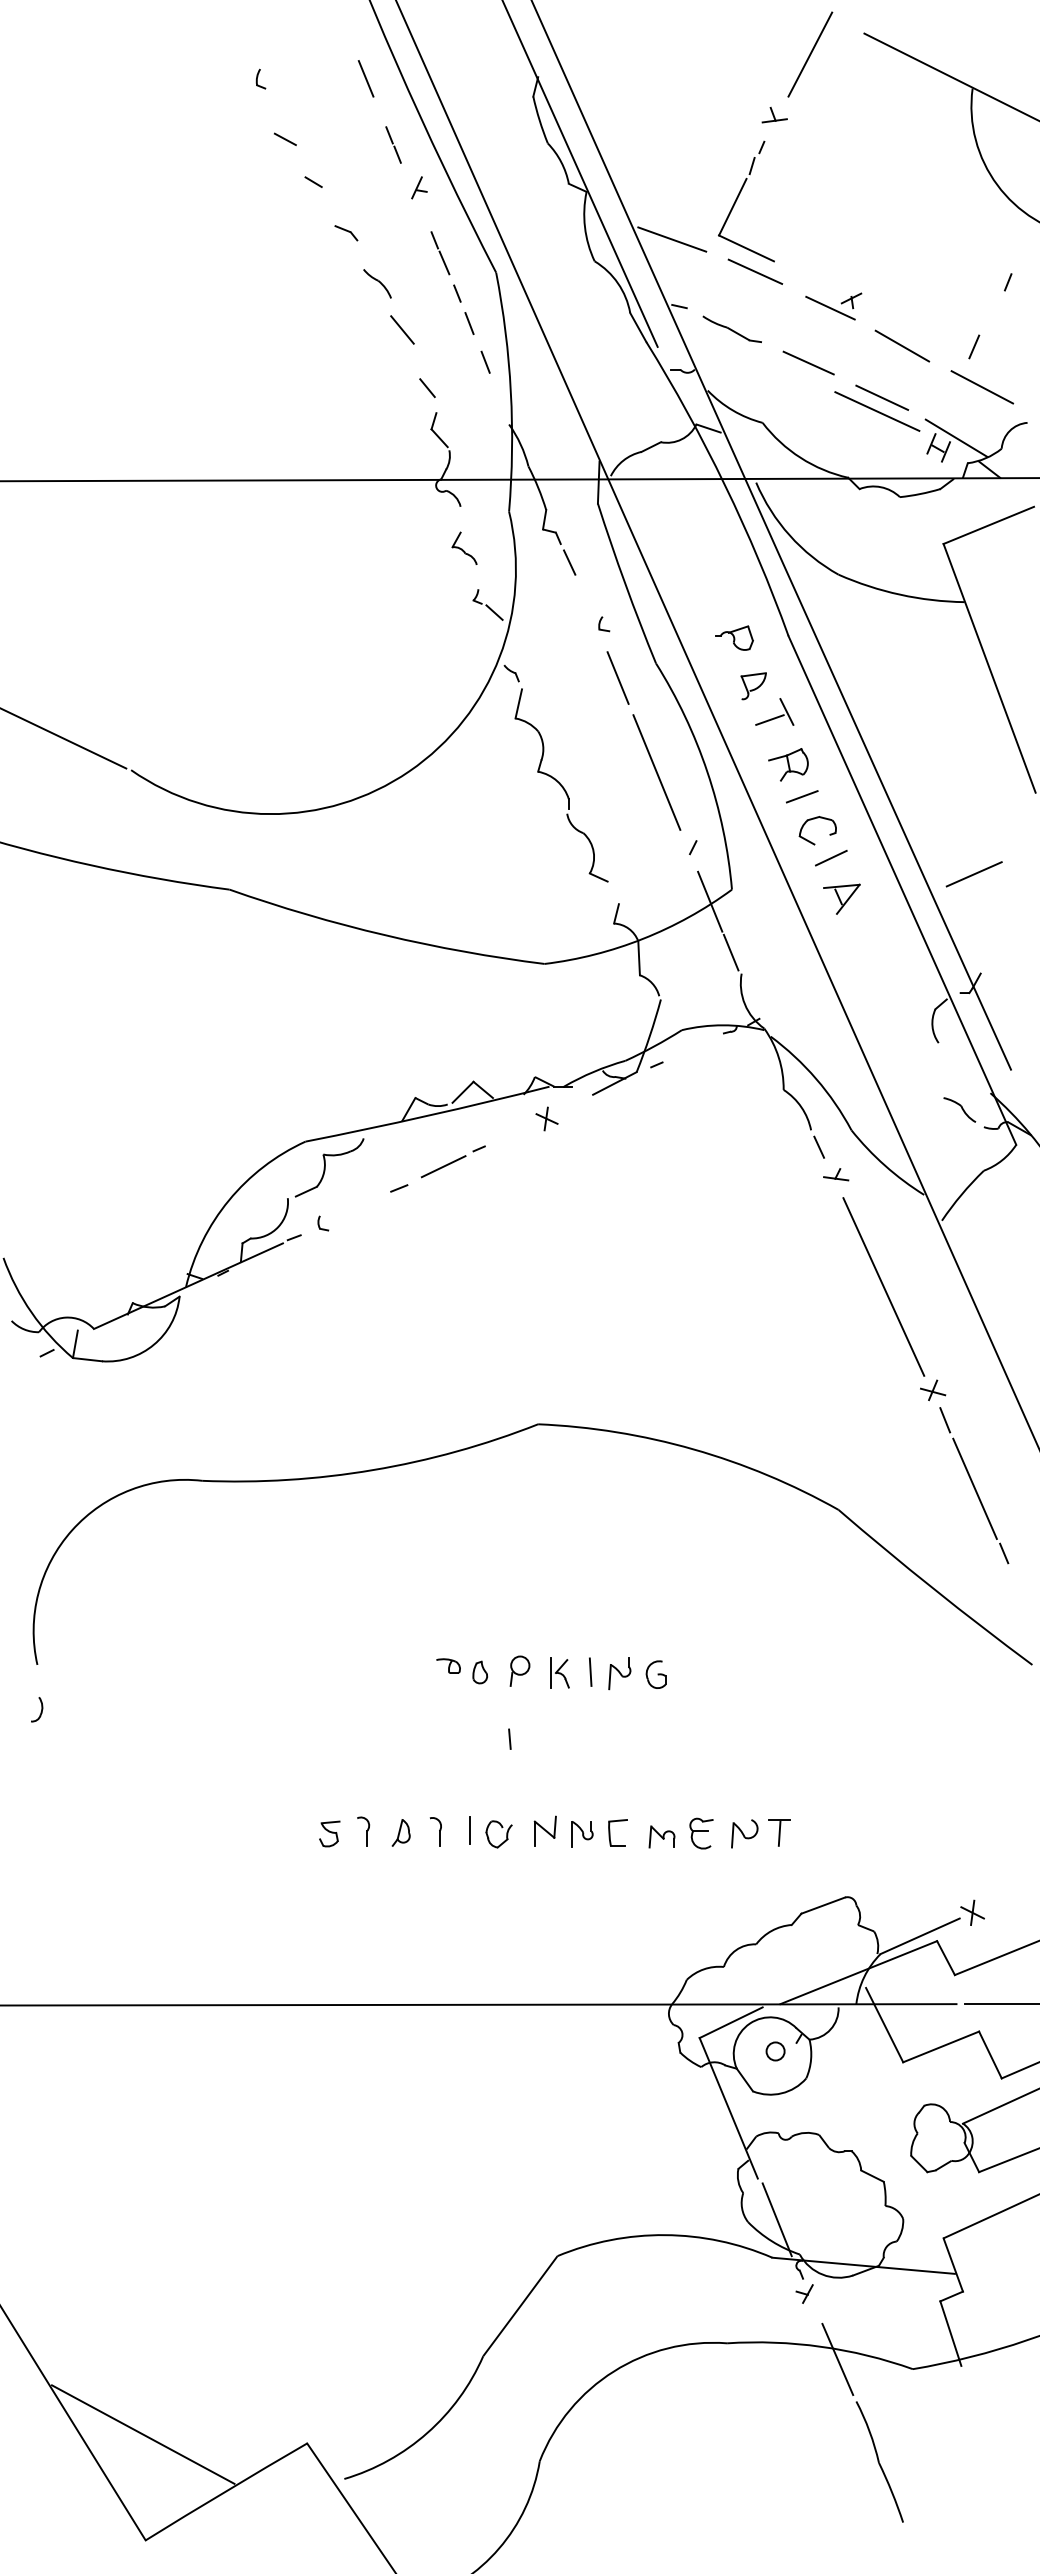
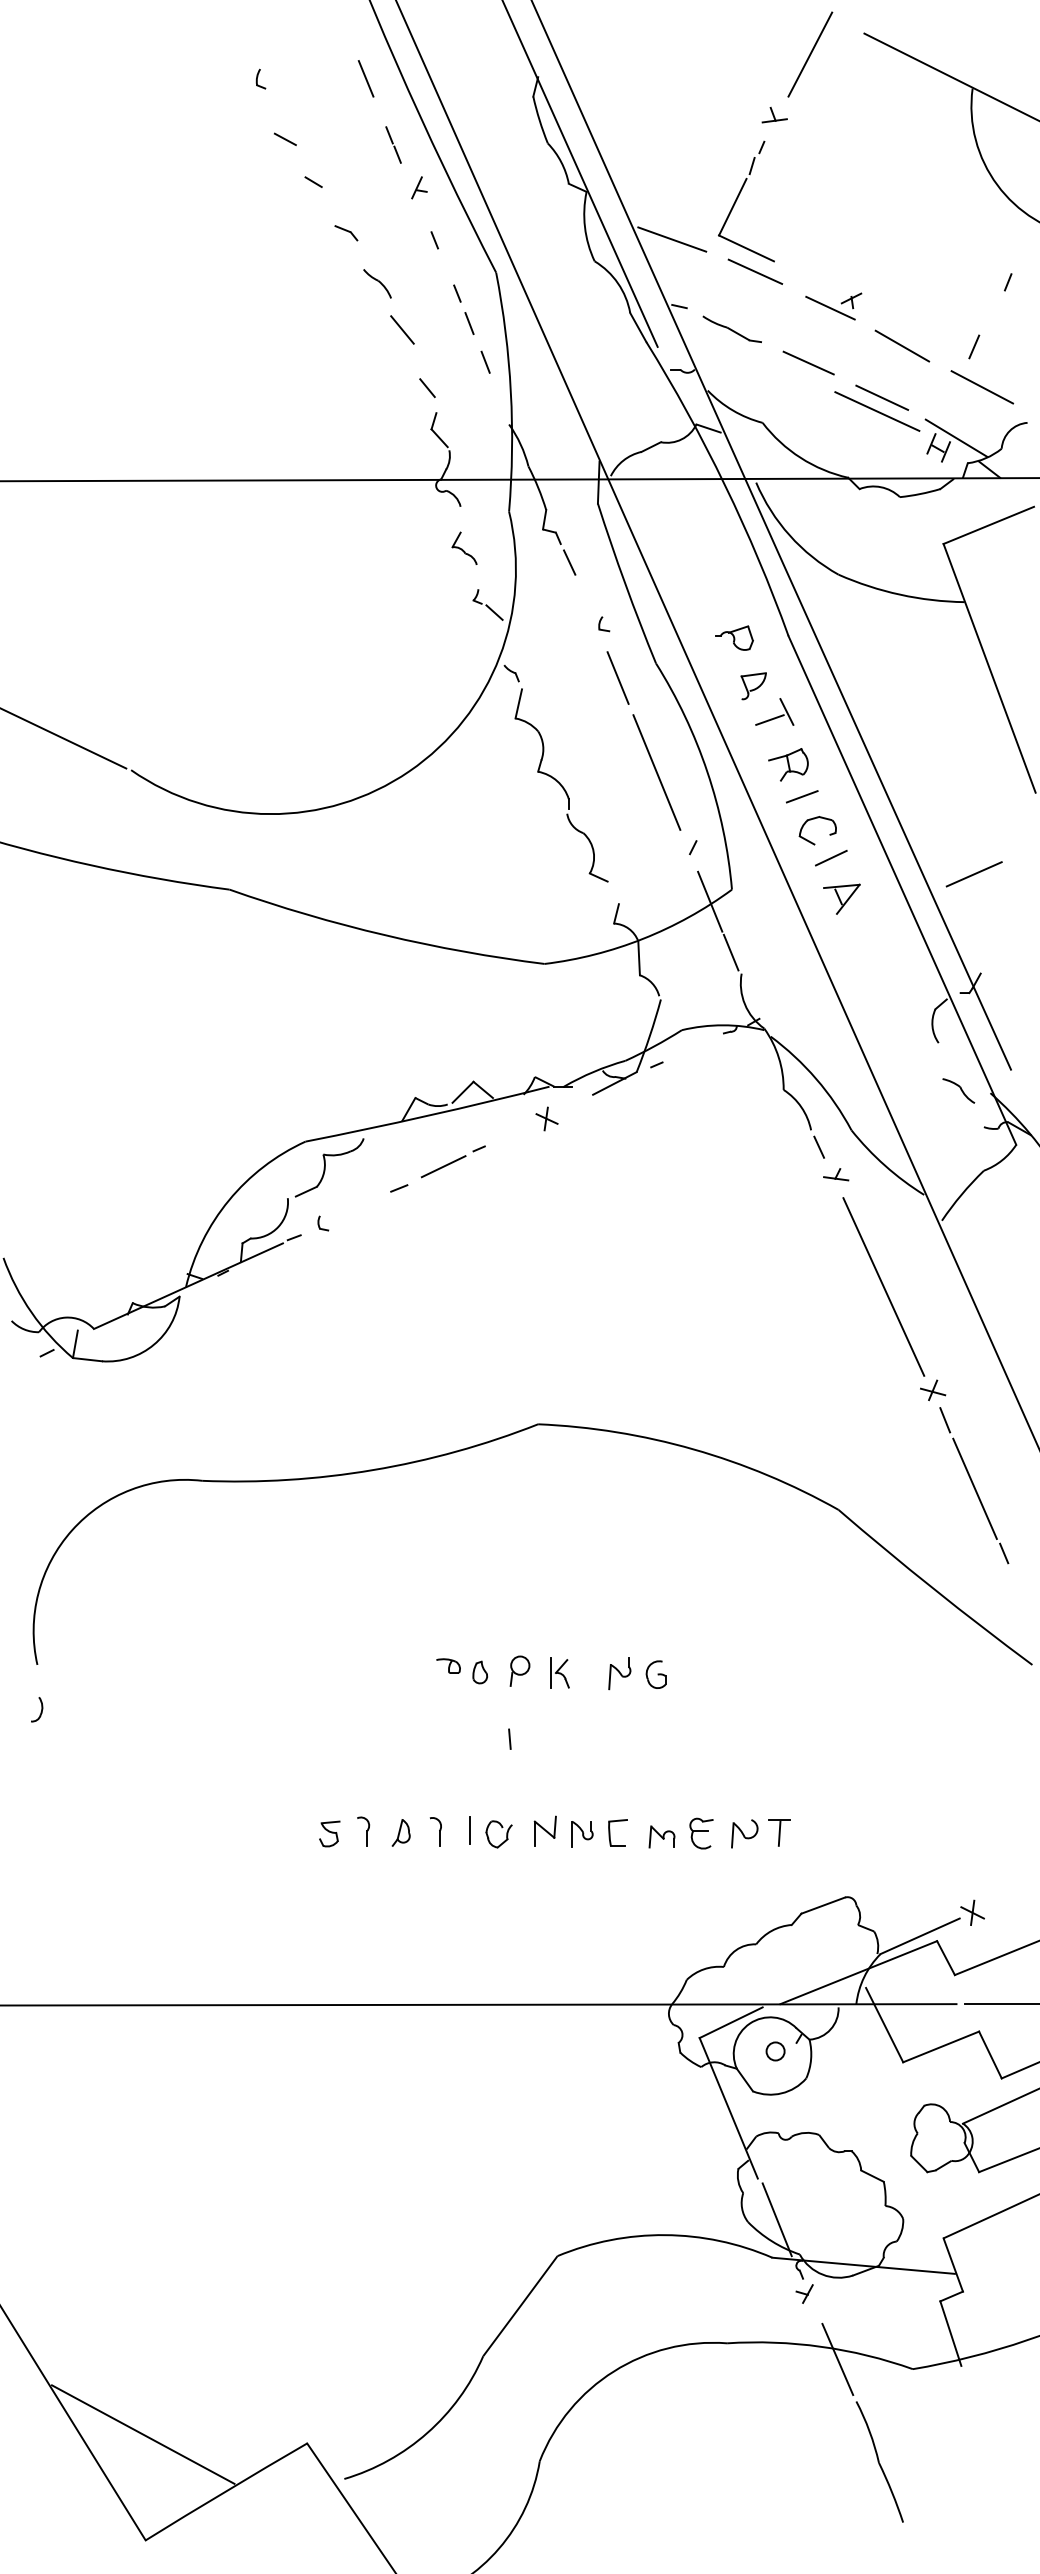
line: present -> none (444, 262)
part position: (959, 1109) -> (958, 1090) (958, 1090)
line: present -> none (590, 1671)
